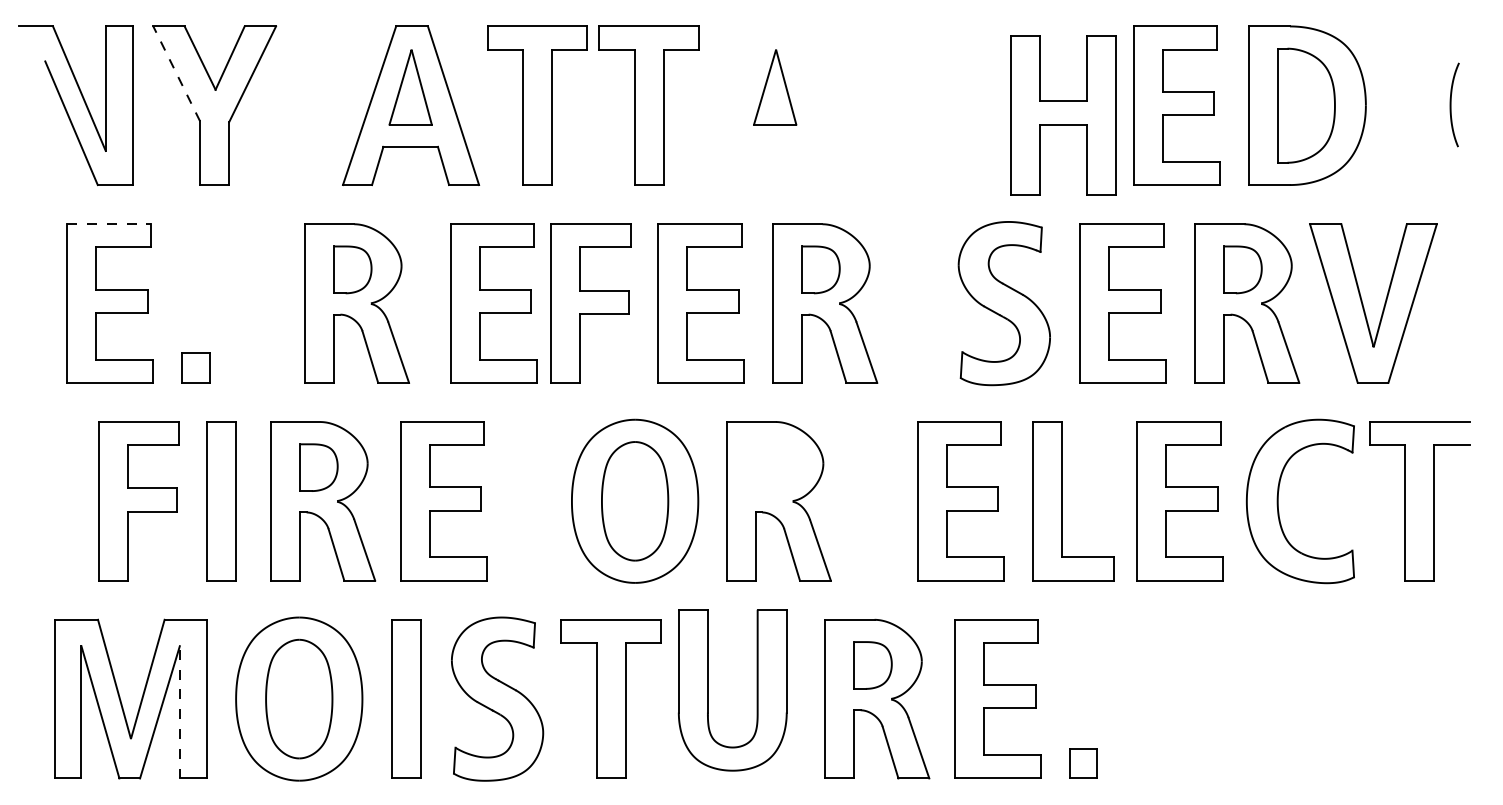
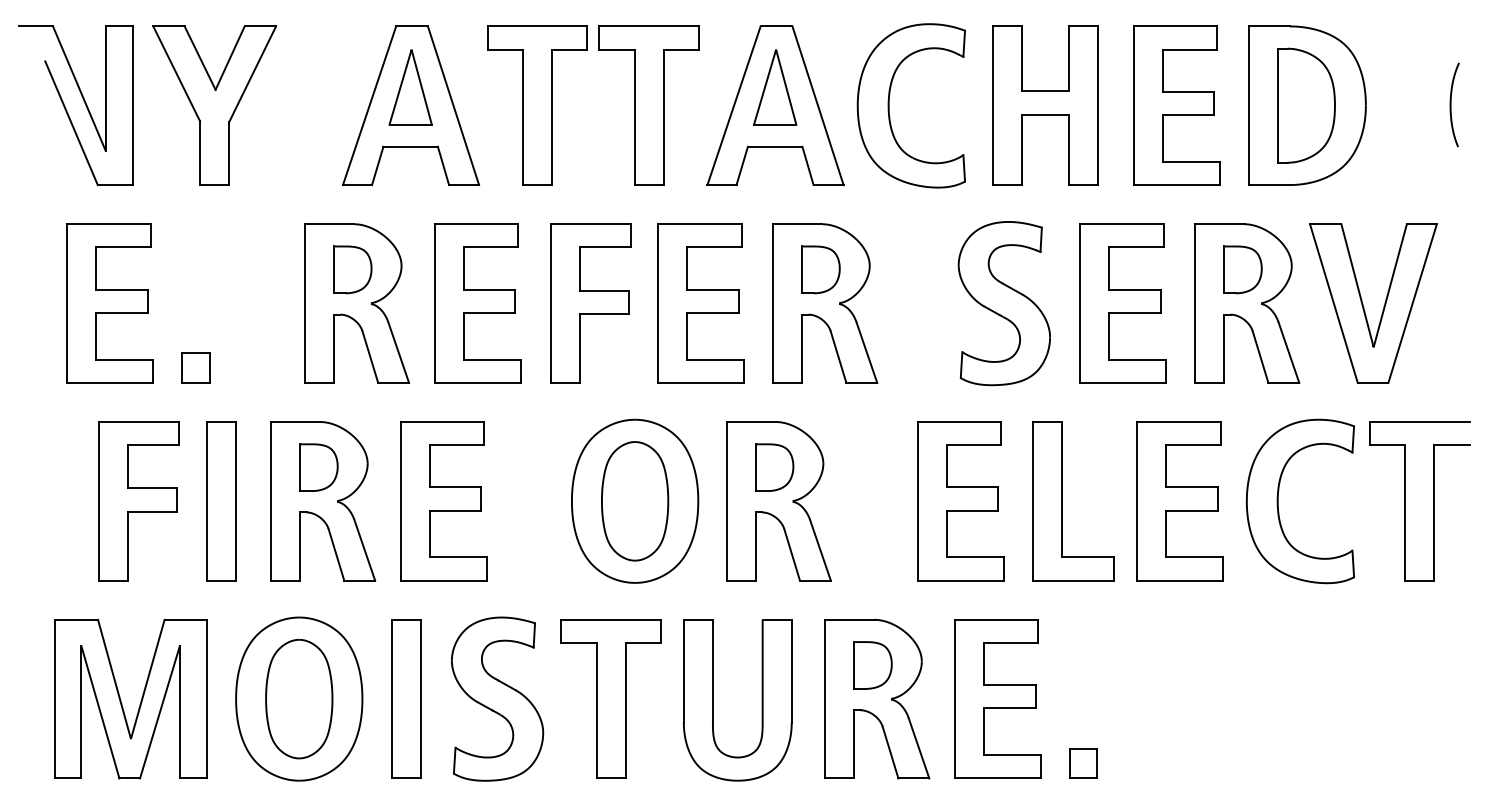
line: dashed -> solid (176, 73)
part: none -> present (775, 105)
part: none -> present (889, 105)
part position: (1063, 115) -> (1045, 105) (1045, 105)
line: dashed -> solid (109, 224)
part position: (493, 303) -> (477, 303) (477, 303)
part: none -> present (774, 467)
part position: (708, 690) -> (713, 700) (713, 700)
line: dashed -> solid (180, 711)
